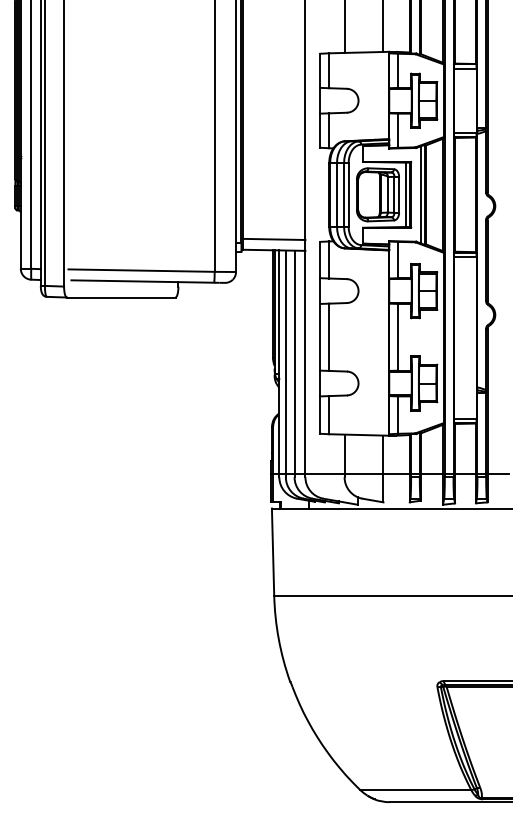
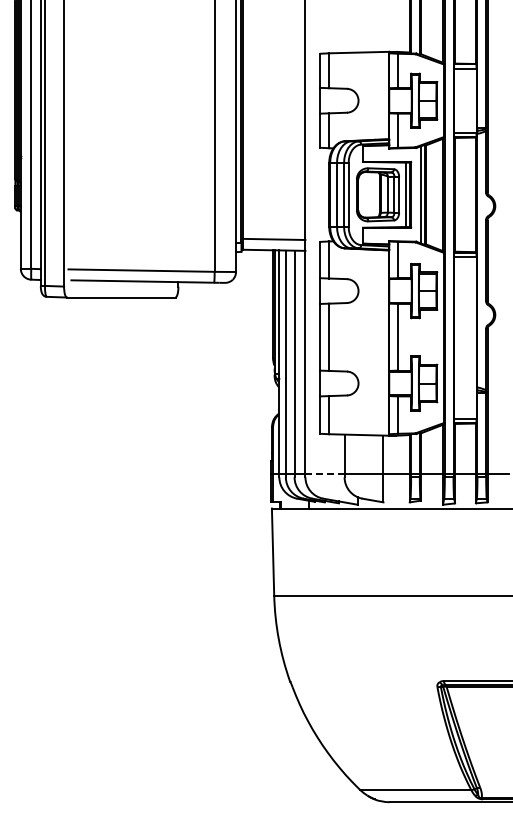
line: present -> none (344, 27)
line: present -> none (383, 27)
line: solid -> dashed (325, 473)
